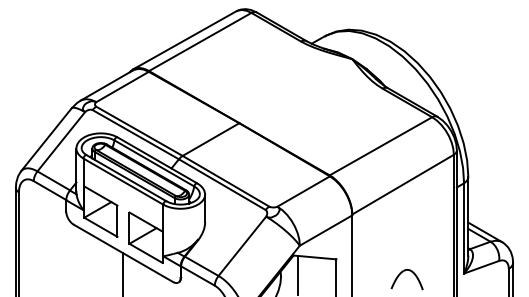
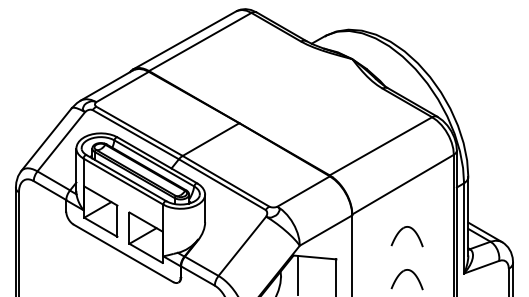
part: none -> present (403, 229)
line: present -> none (123, 273)
